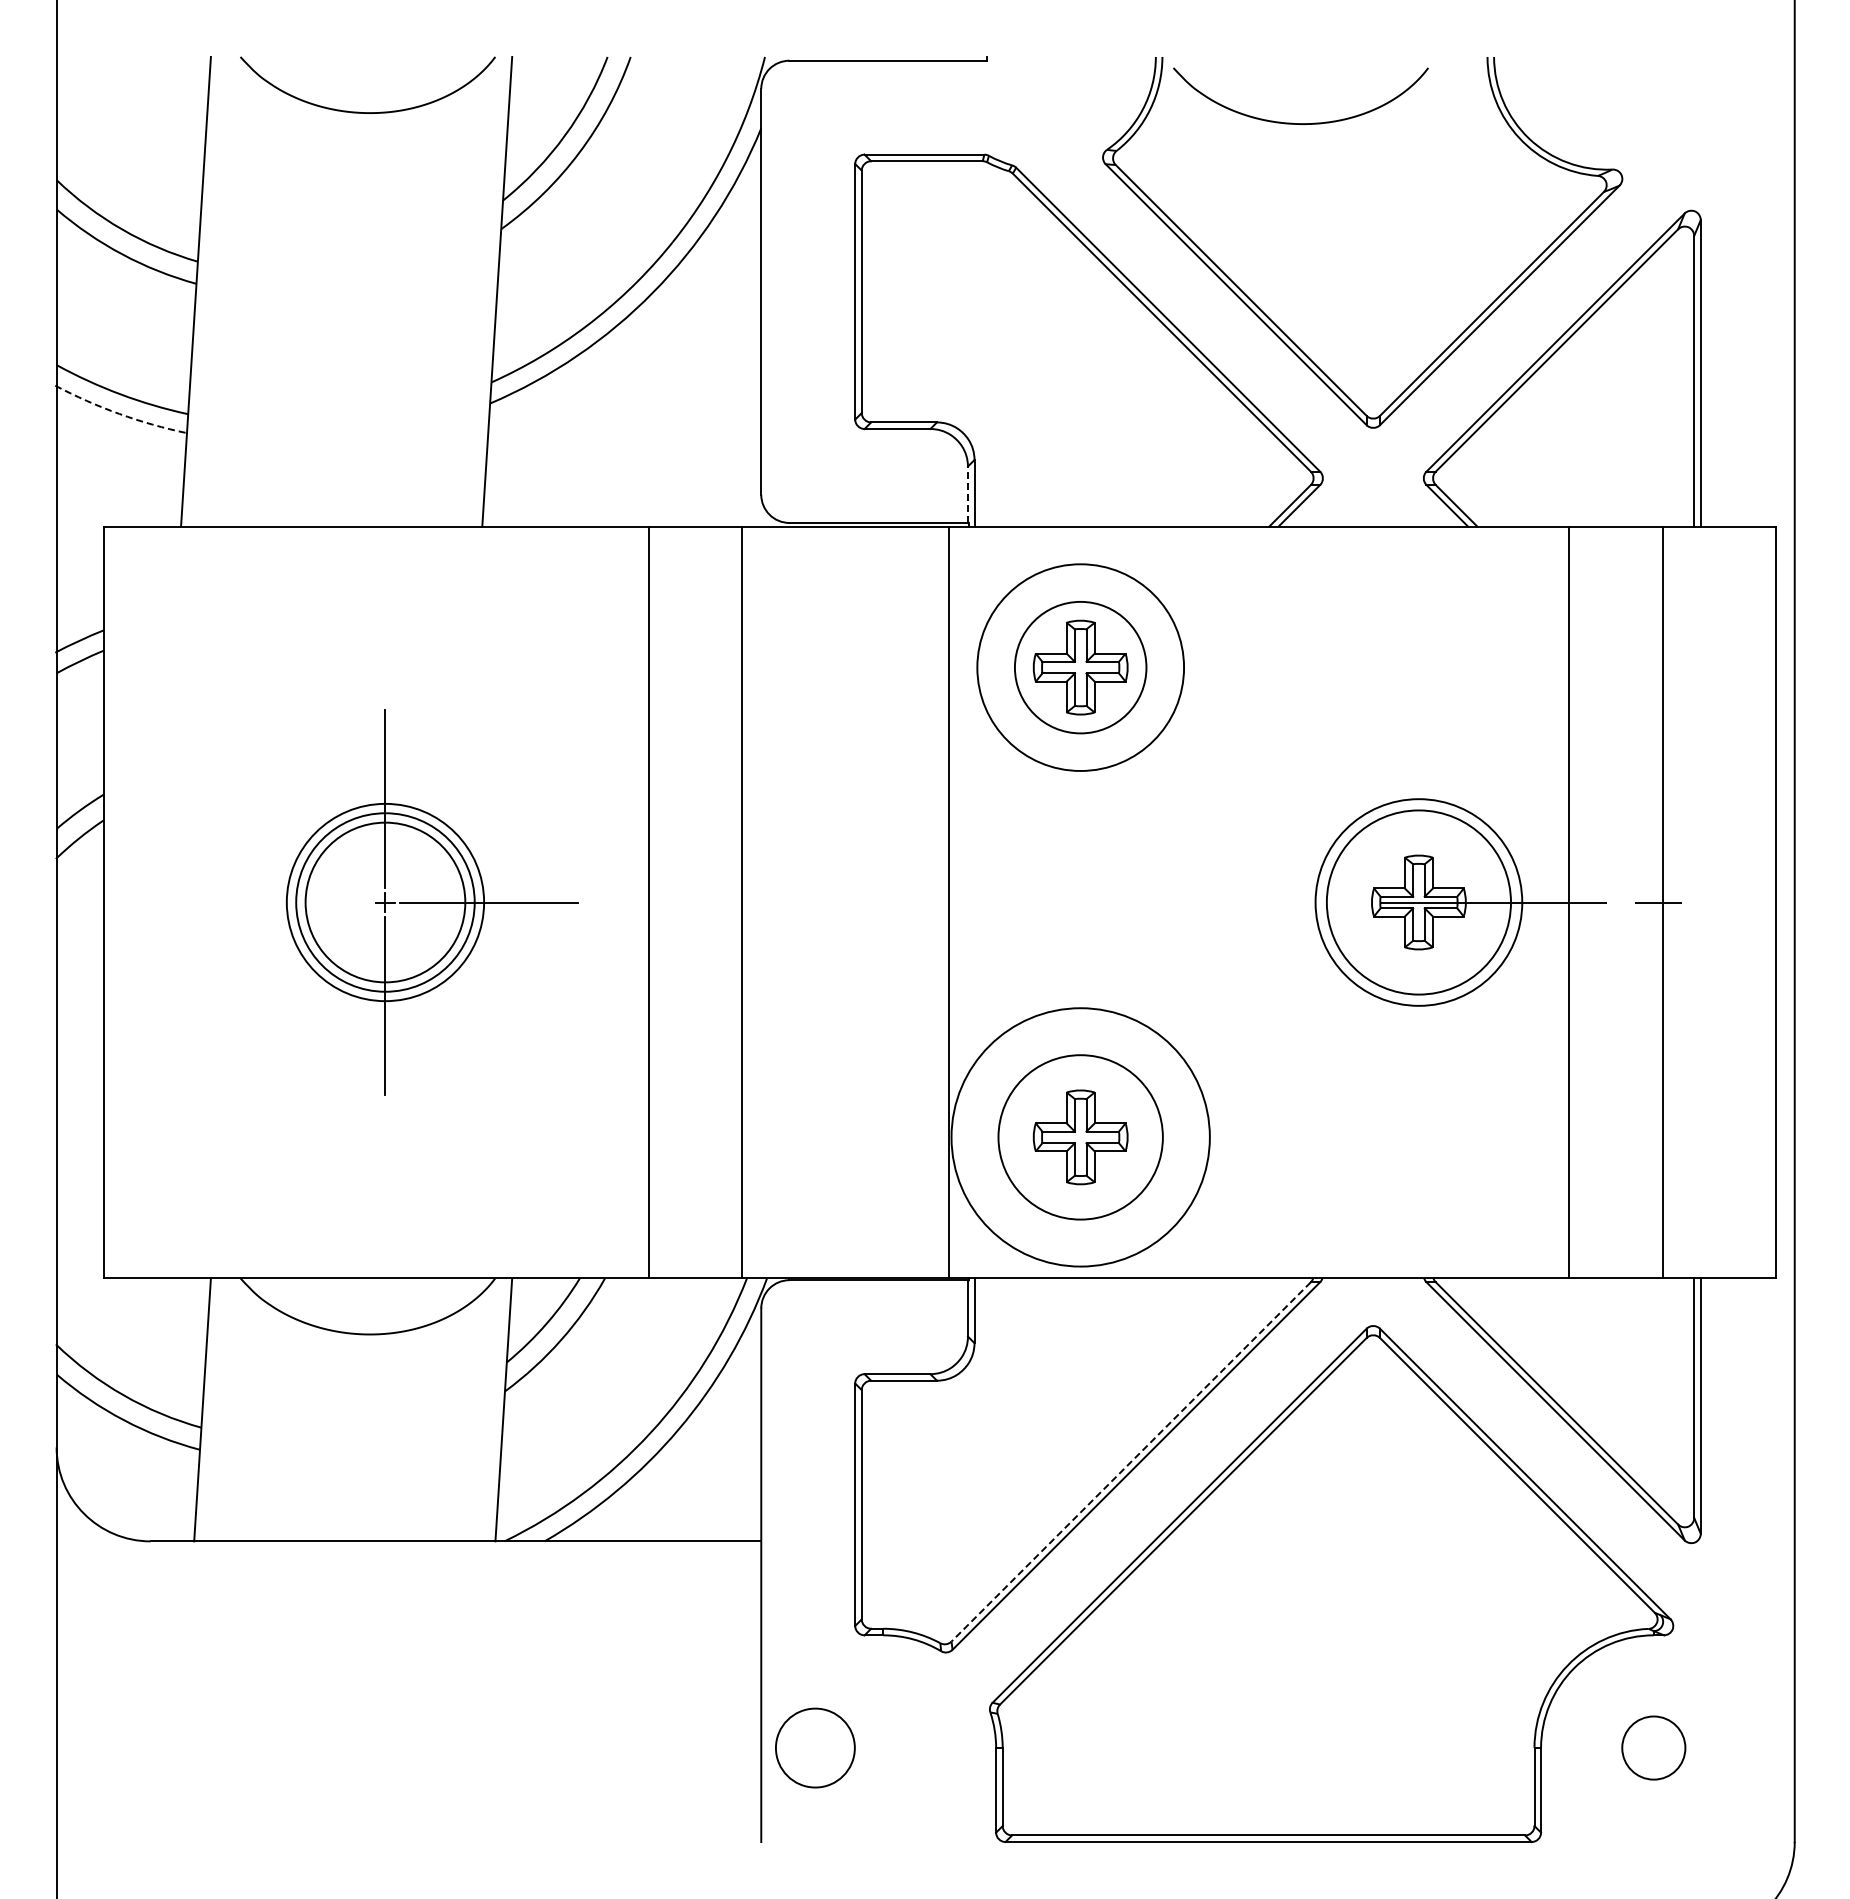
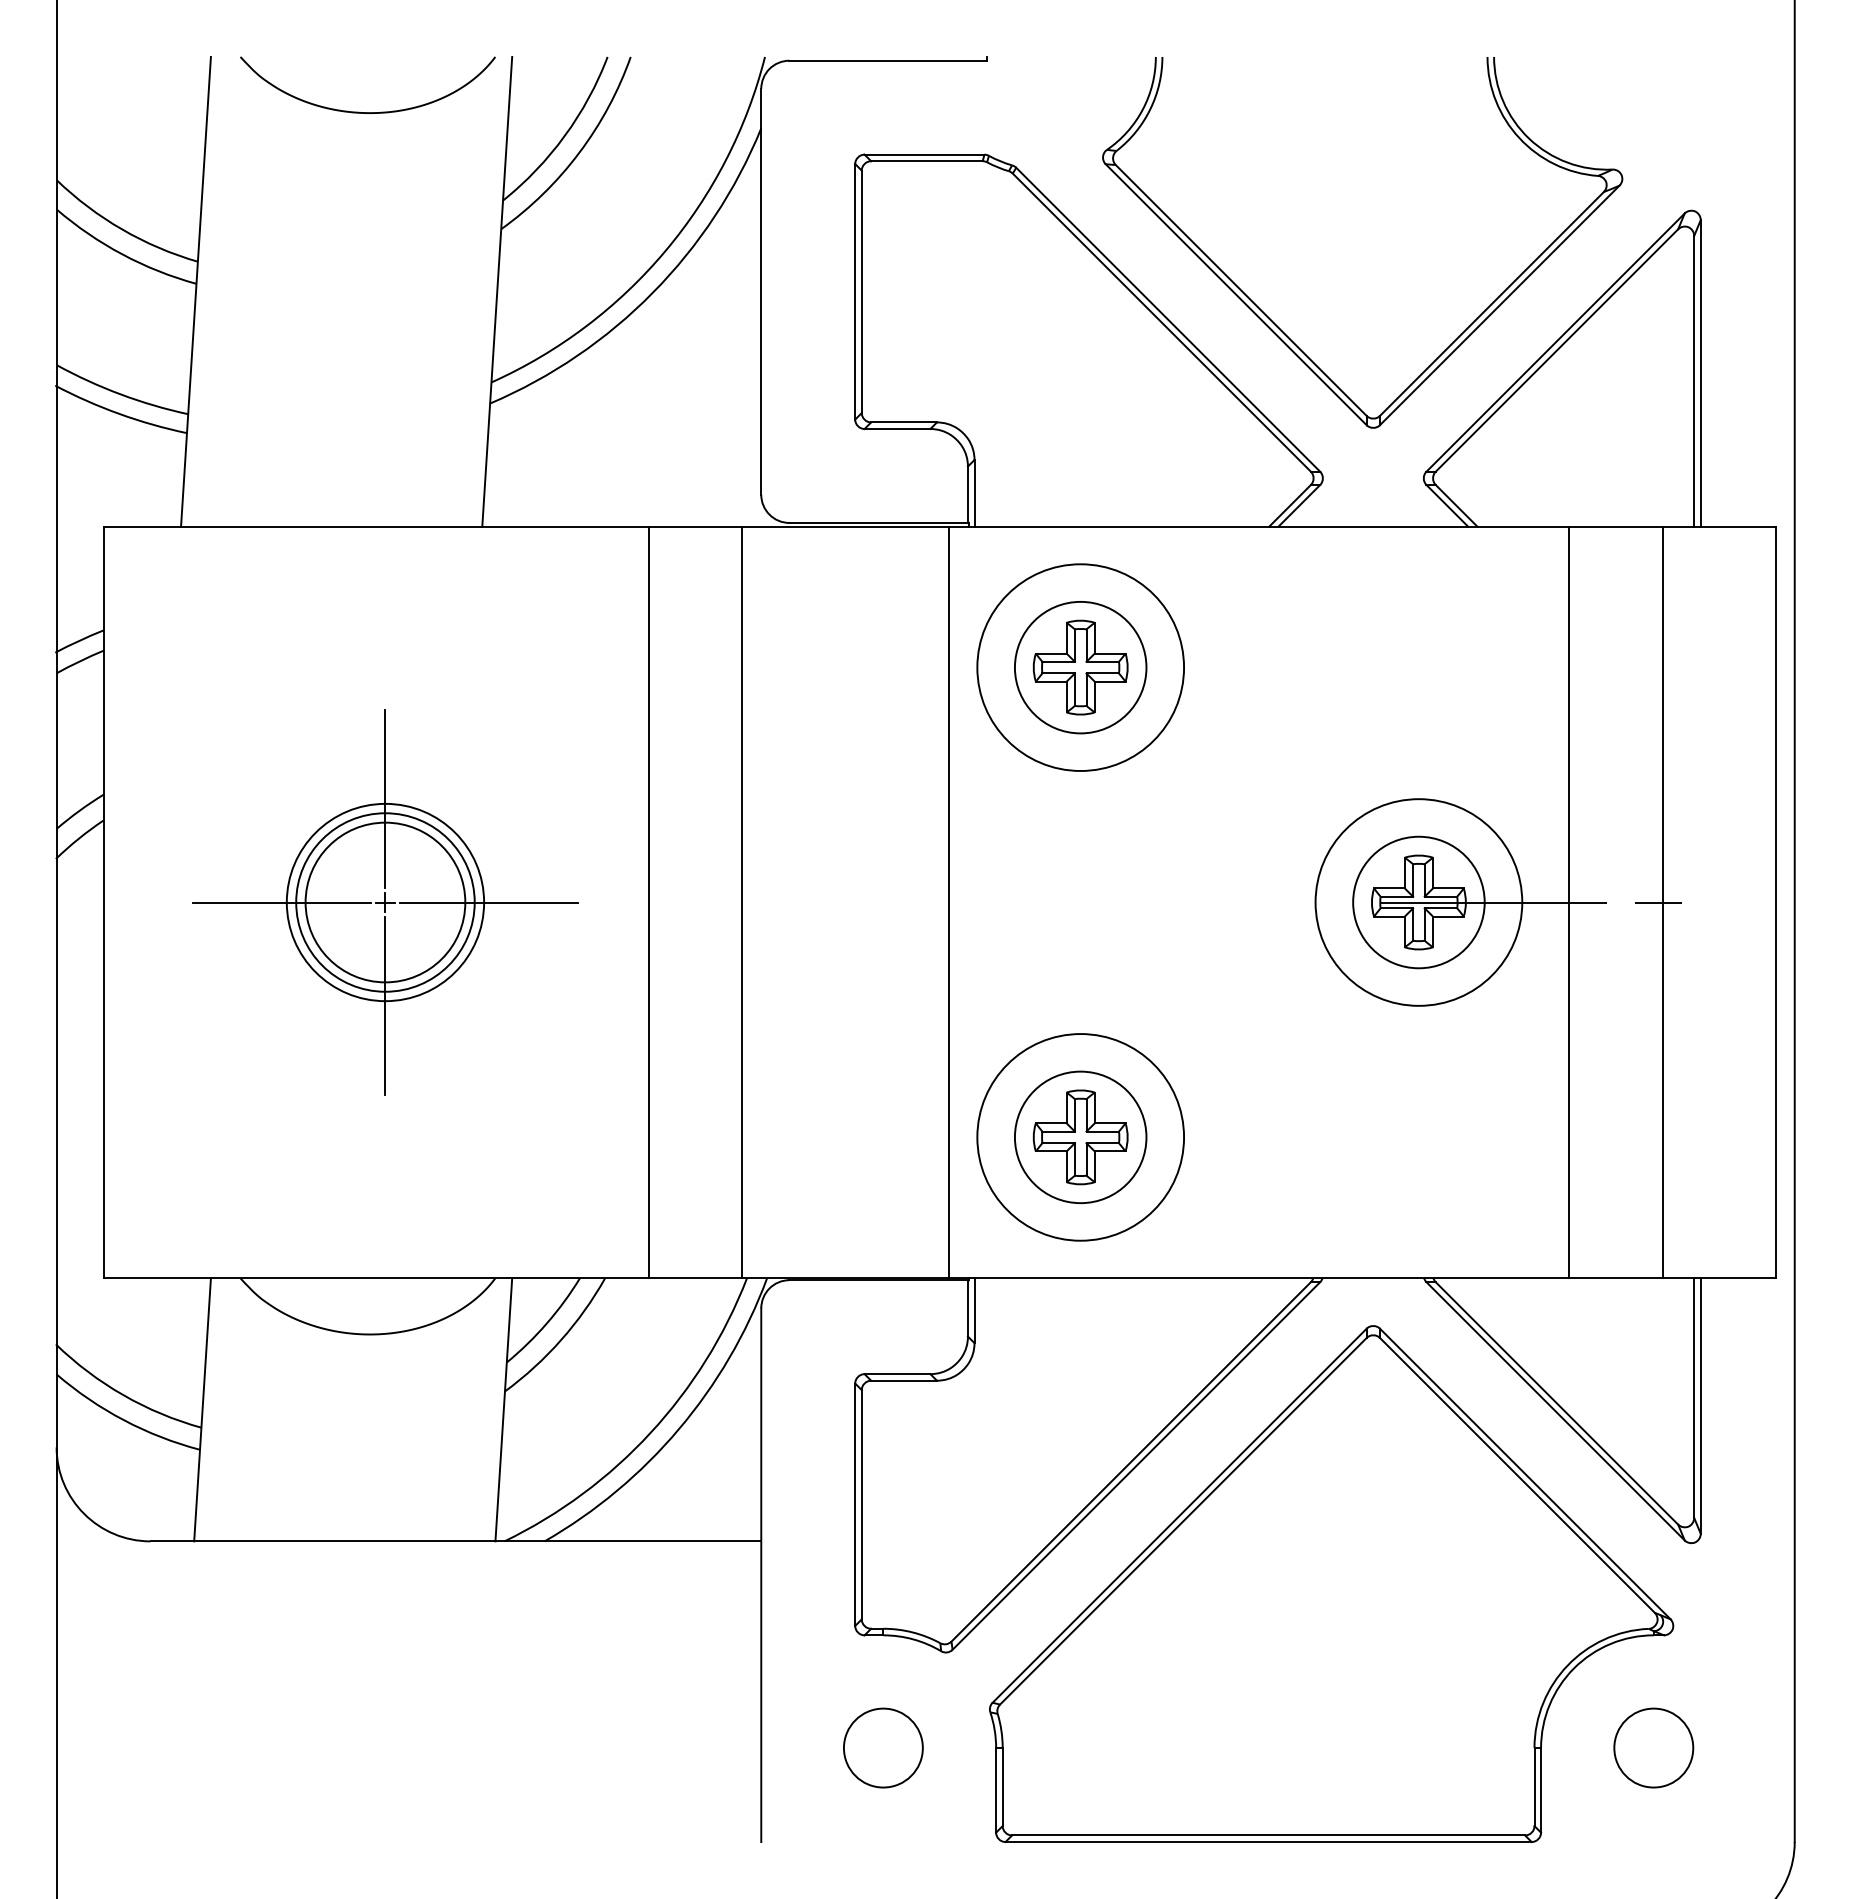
curve: present -> none (1300, 123)
arc: dashed -> solid (119, 413)
line: dashed -> solid (967, 494)
line: none -> present (281, 902)
circle diameter: 184 px -> 132 px (1418, 902)
circle diameter: 164 px -> 132 px (1080, 1137)
circle diameter: 258 px -> 207 px (1080, 1137)
line: dashed -> solid (1130, 1462)
circle position: (815, 1747) -> (883, 1747) (883, 1747)
circle size: 66x66 px -> 82x82 px (1653, 1747)
